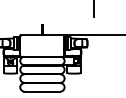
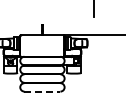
line: solid -> dashed (42, 91)
